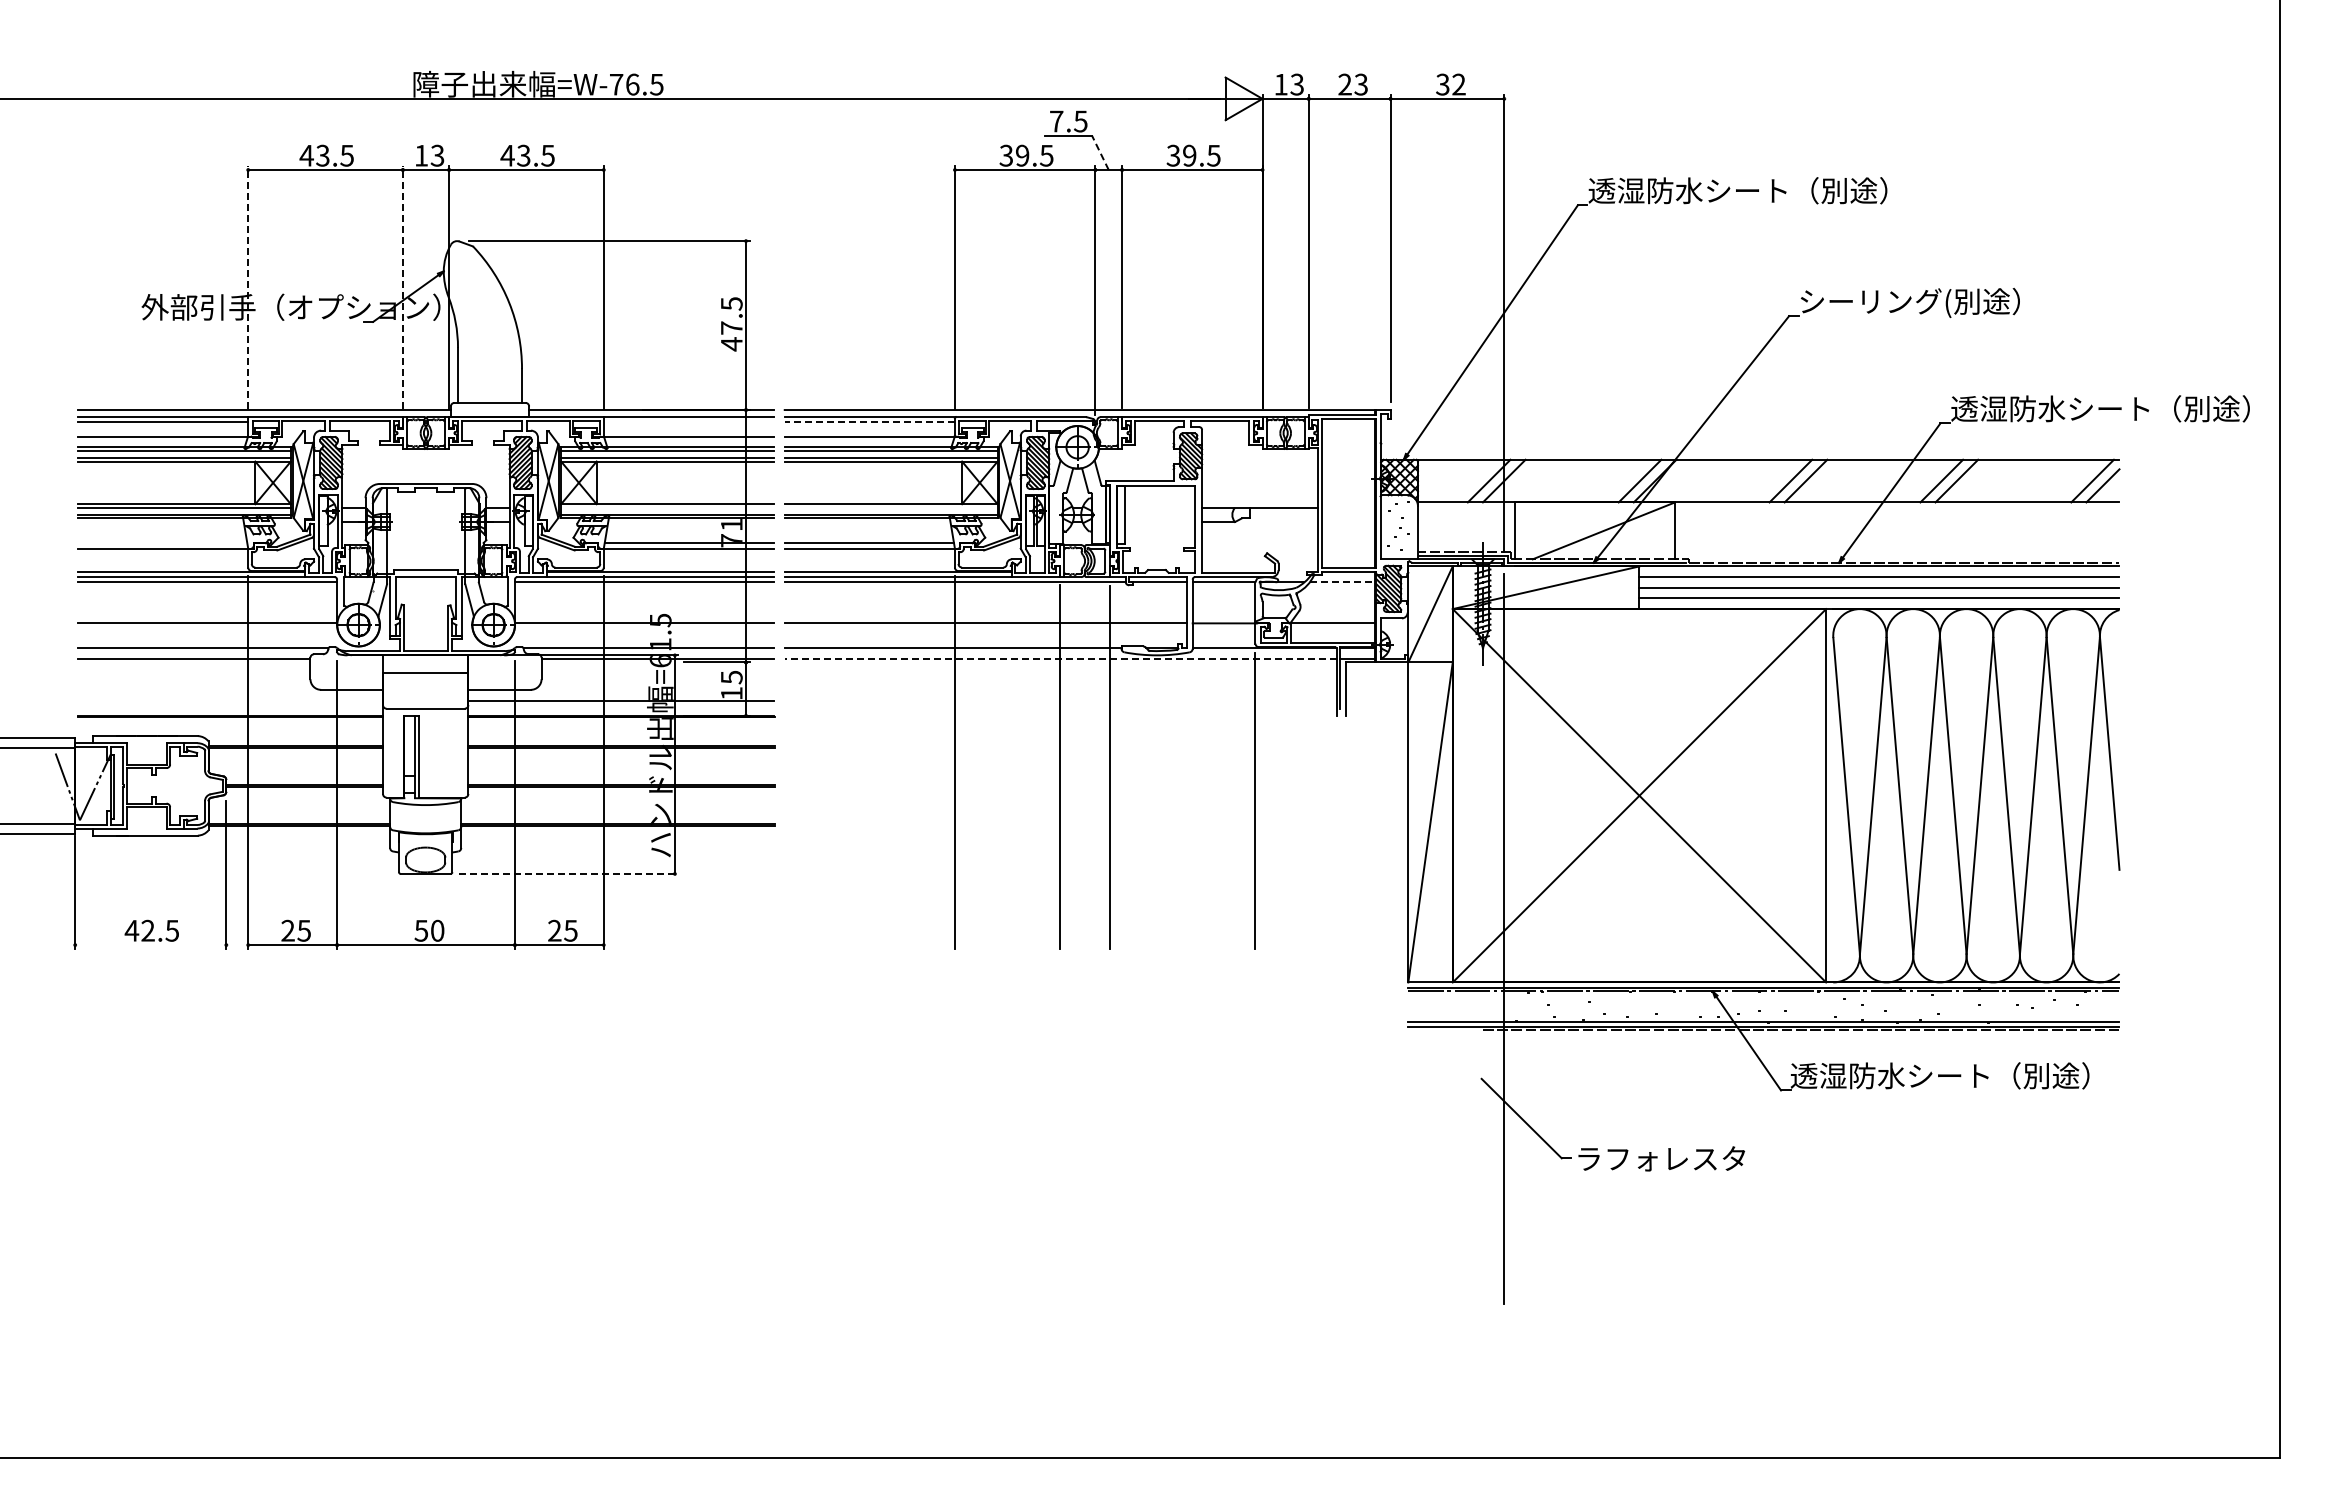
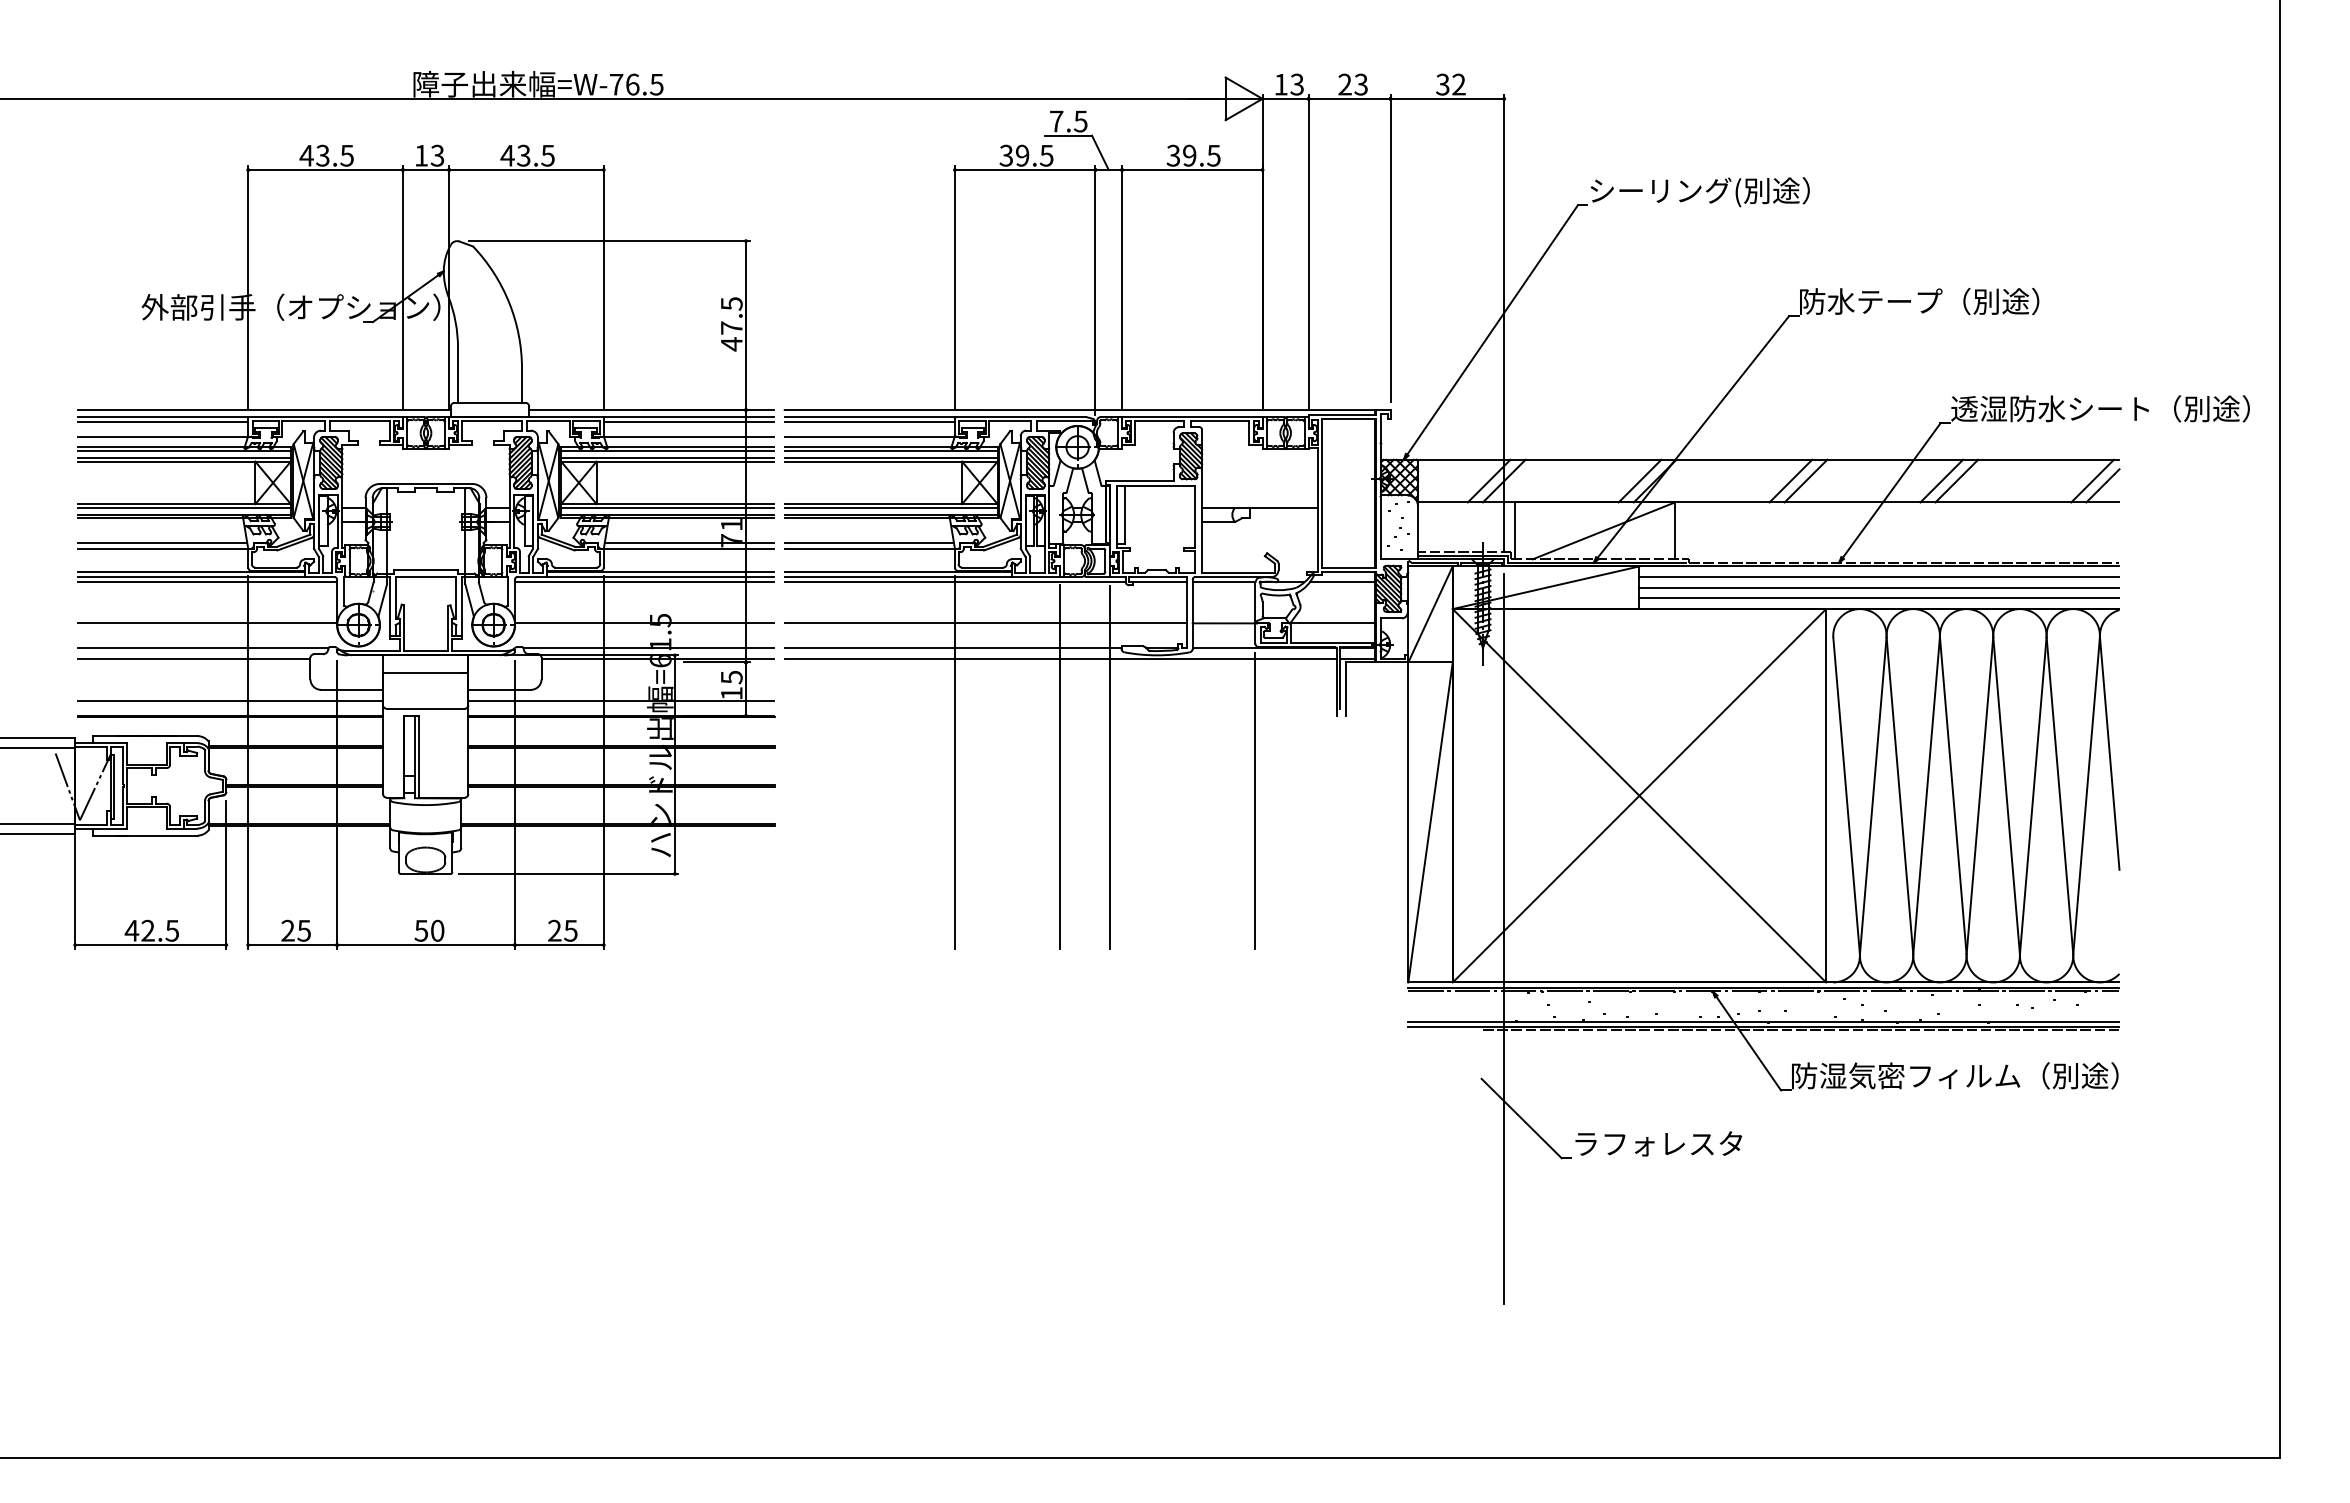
line: dashed -> solid (1100, 152)
text: 透湿防水シート（別途） -> シーリング(別途） (1737, 192)
line: dashed -> solid (248, 287)
line: dashed -> solid (402, 287)
text: シーリング(別途） -> 防水テープ（別途） (1919, 302)
line: none -> present (688, 422)
line: dashed -> solid (869, 422)
line: none -> present (667, 507)
line: none -> present (890, 507)
line: none -> present (162, 543)
line: dashed -> solid (1342, 582)
line: dashed -> solid (1060, 658)
line: none -> present (230, 700)
line: dashed -> solid (569, 873)
line: none -> present (150, 945)
text: 透湿防水シート（別途） -> 防湿気密フィルム（別途） (1954, 1075)
text position: (1661, 1158) -> (1658, 1143) (1658, 1143)
